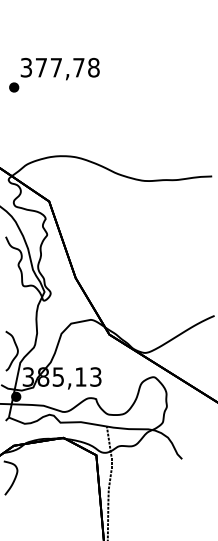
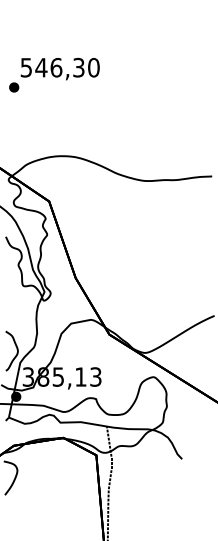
text: 377,78 -> 546,30 (60, 67)
